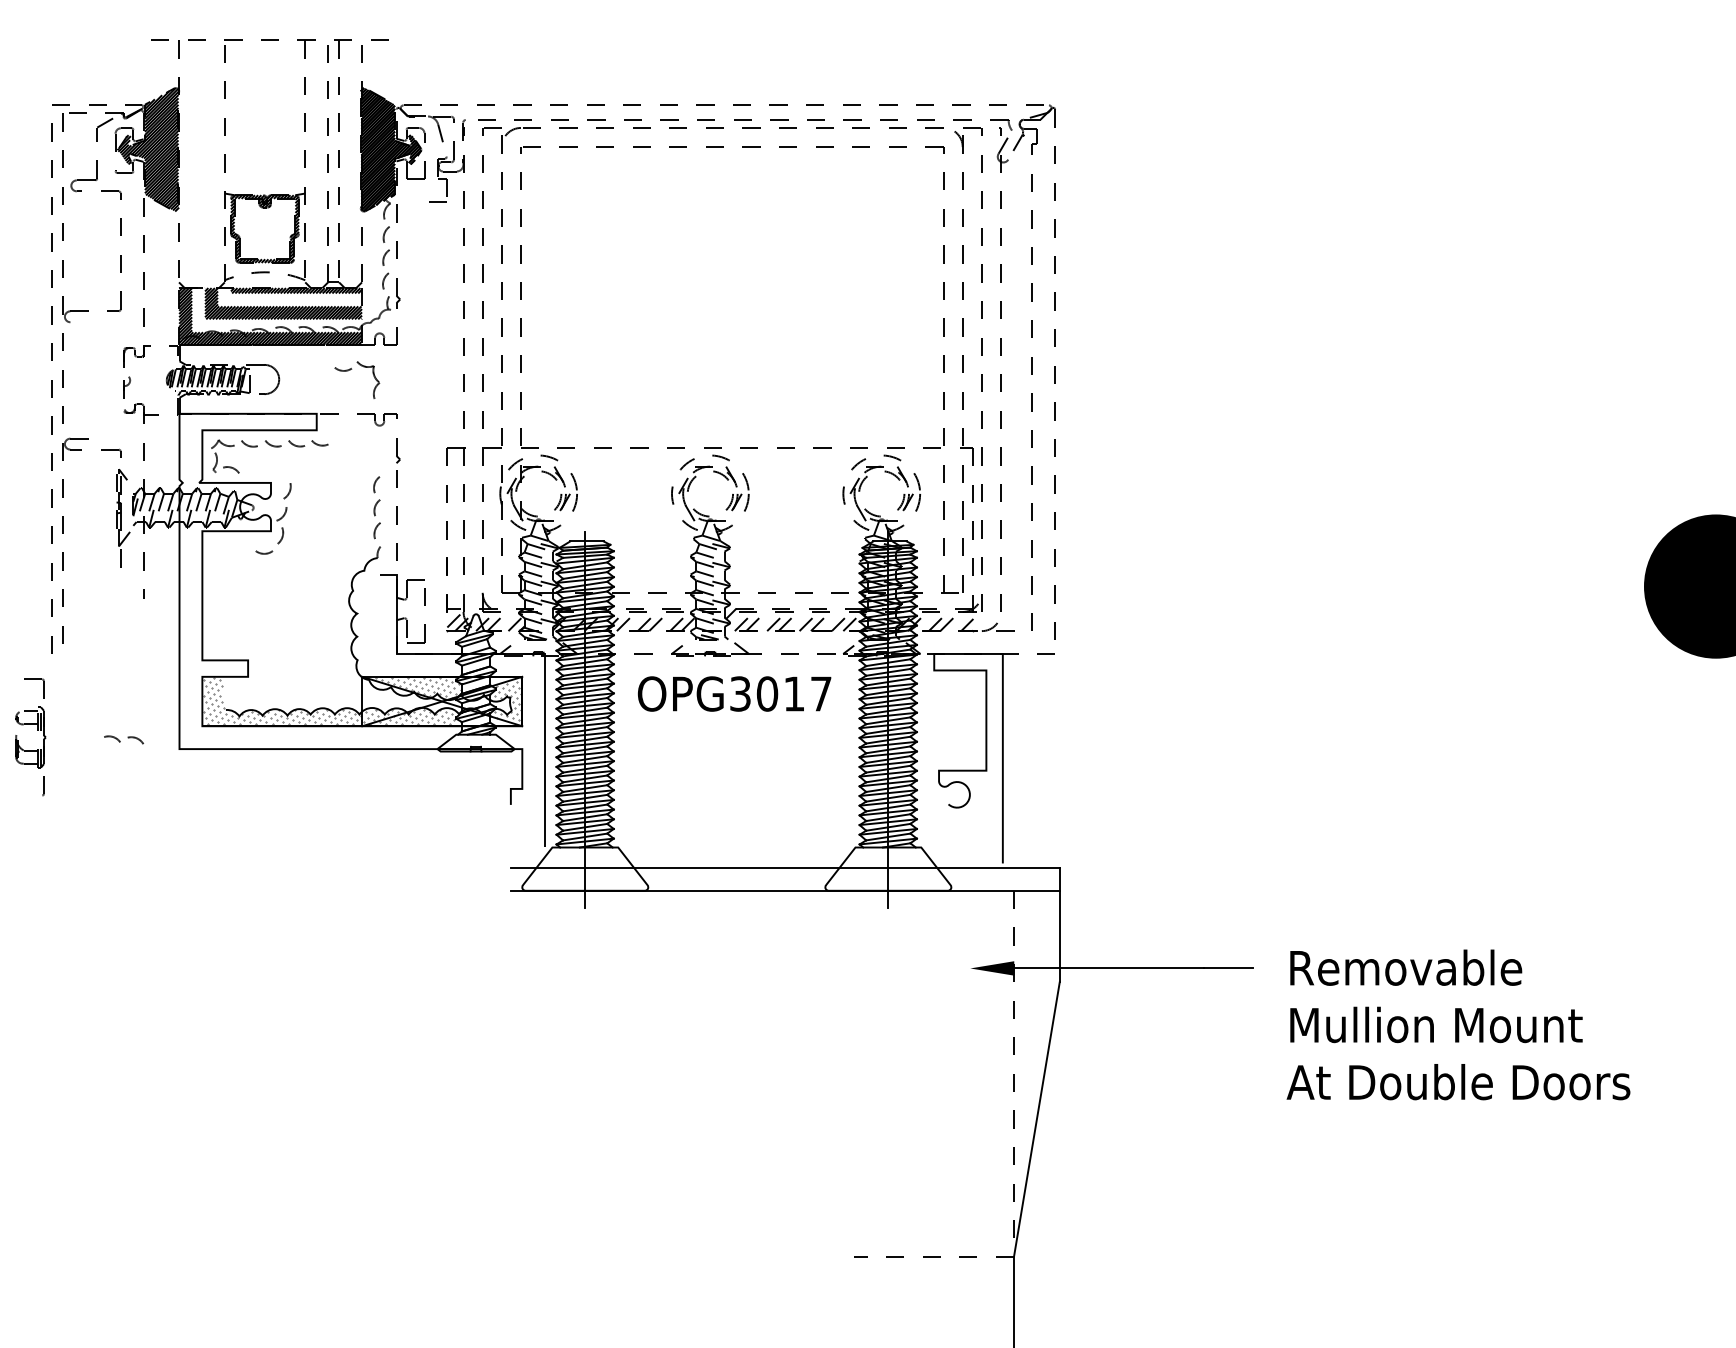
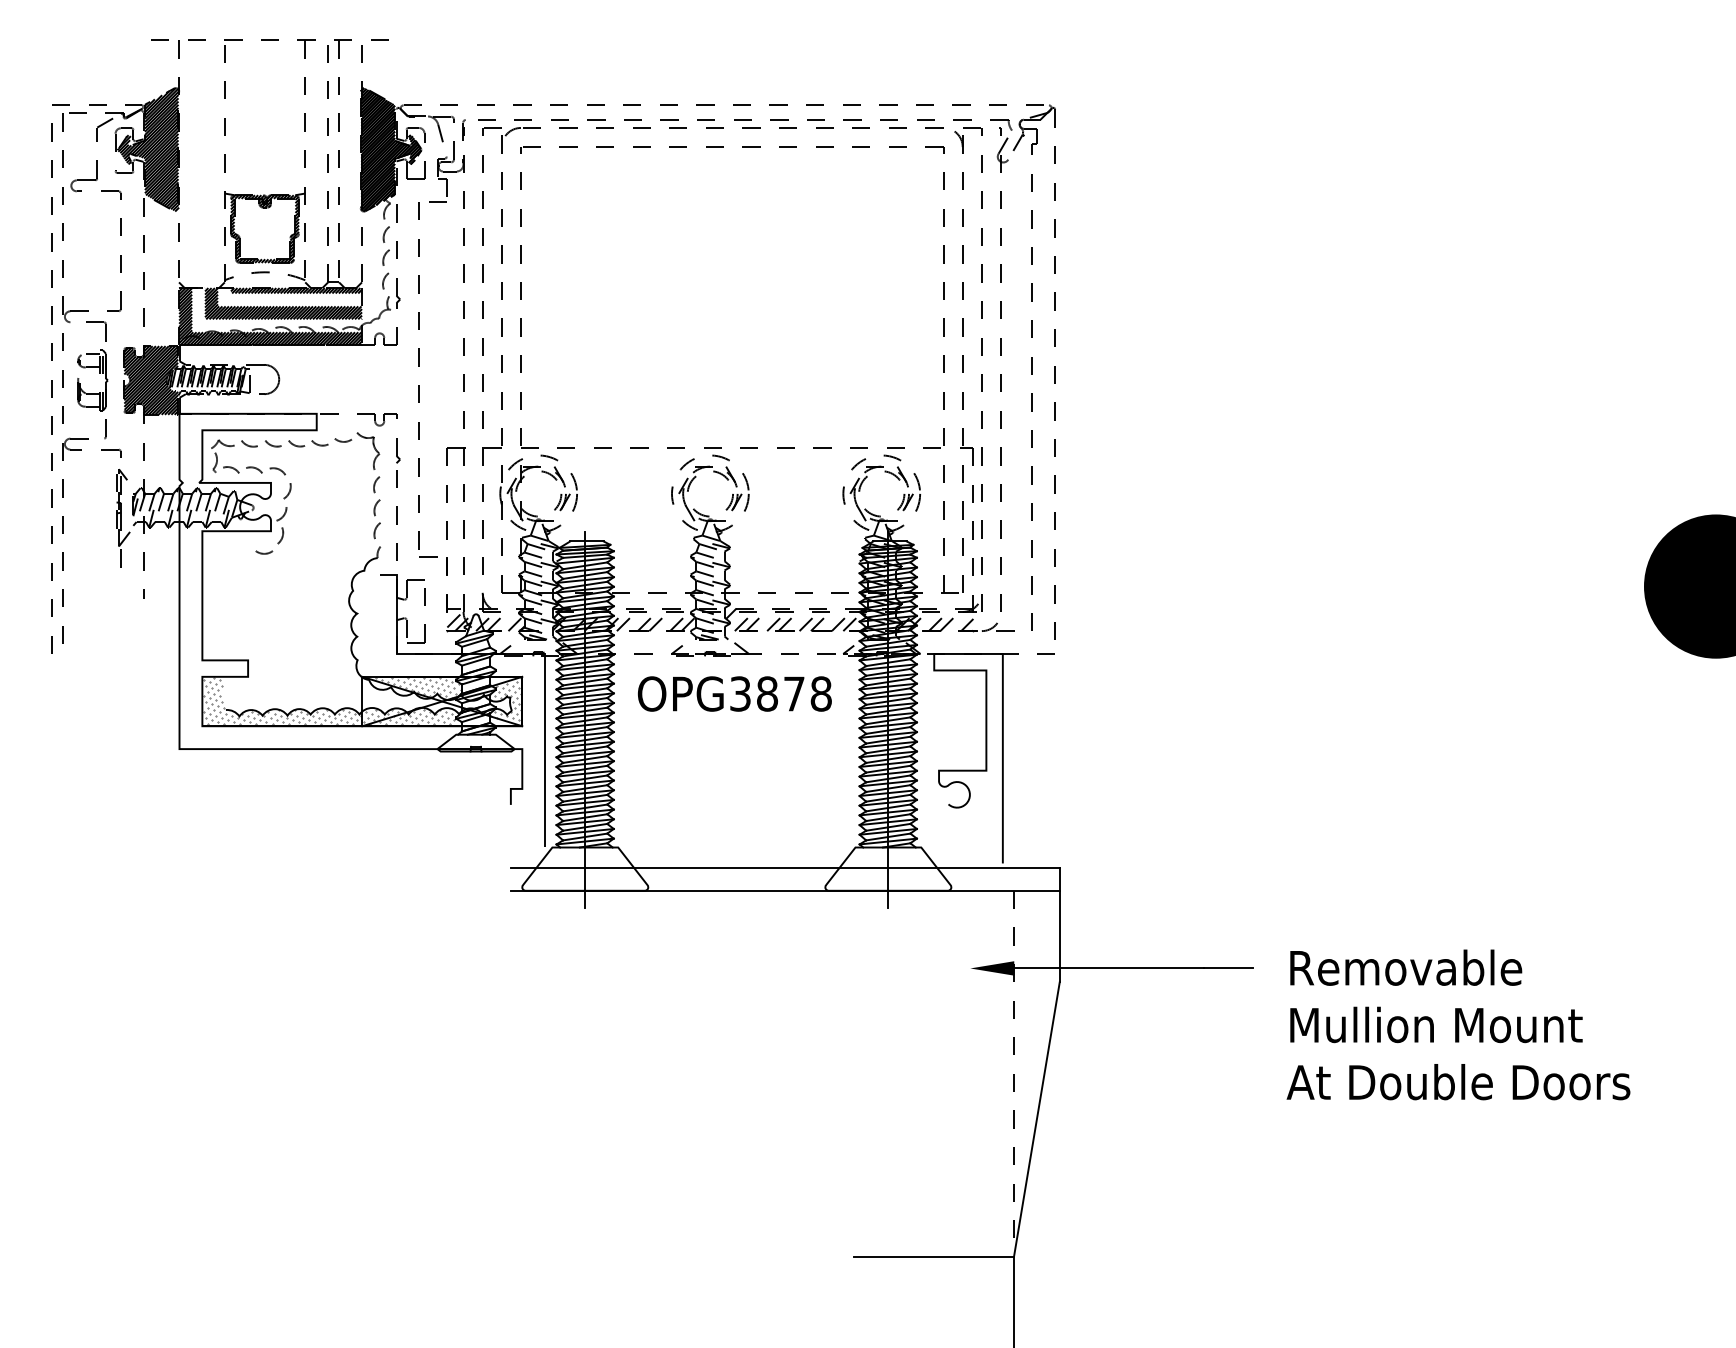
part position: (352, 369) -> (352, 440) (352, 440)
hatch: none -> present (151, 380)
part: none -> present (419, 385)
text: OPG3017 -> OPG3878 (793, 693)
part position: (37, 730) -> (99, 373) (99, 373)
part position: (123, 739) -> (265, 470) (265, 470)
line: dashed -> solid (933, 1256)
